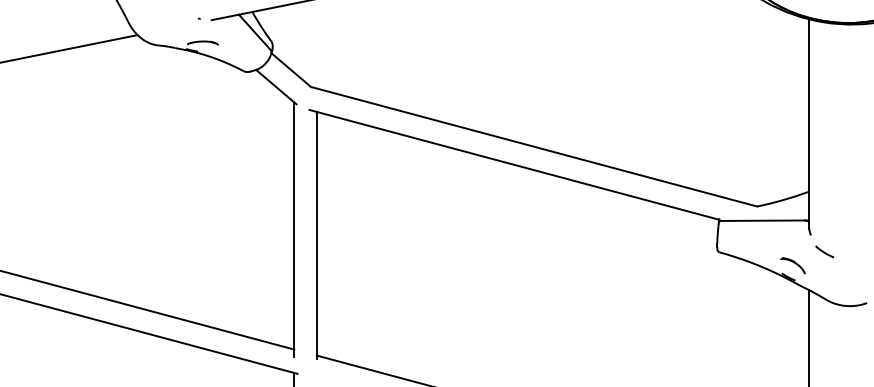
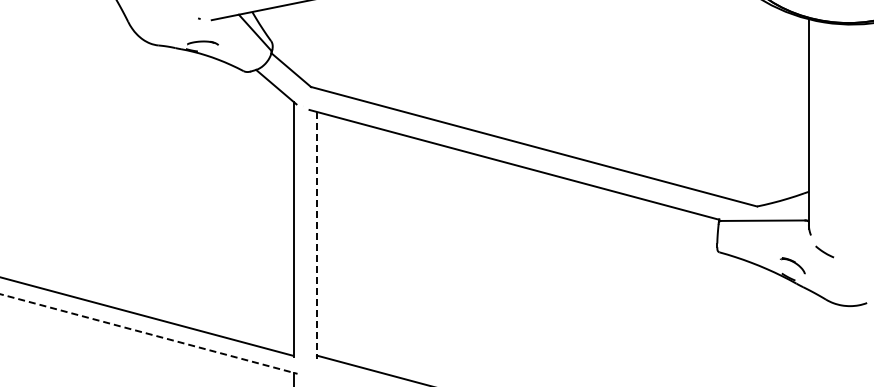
line: present -> none (69, 48)
line: solid -> dashed (316, 235)
line position: (148, 310) -> (147, 316) (147, 316)
line: solid -> dashed (149, 334)
line: present -> none (809, 336)
